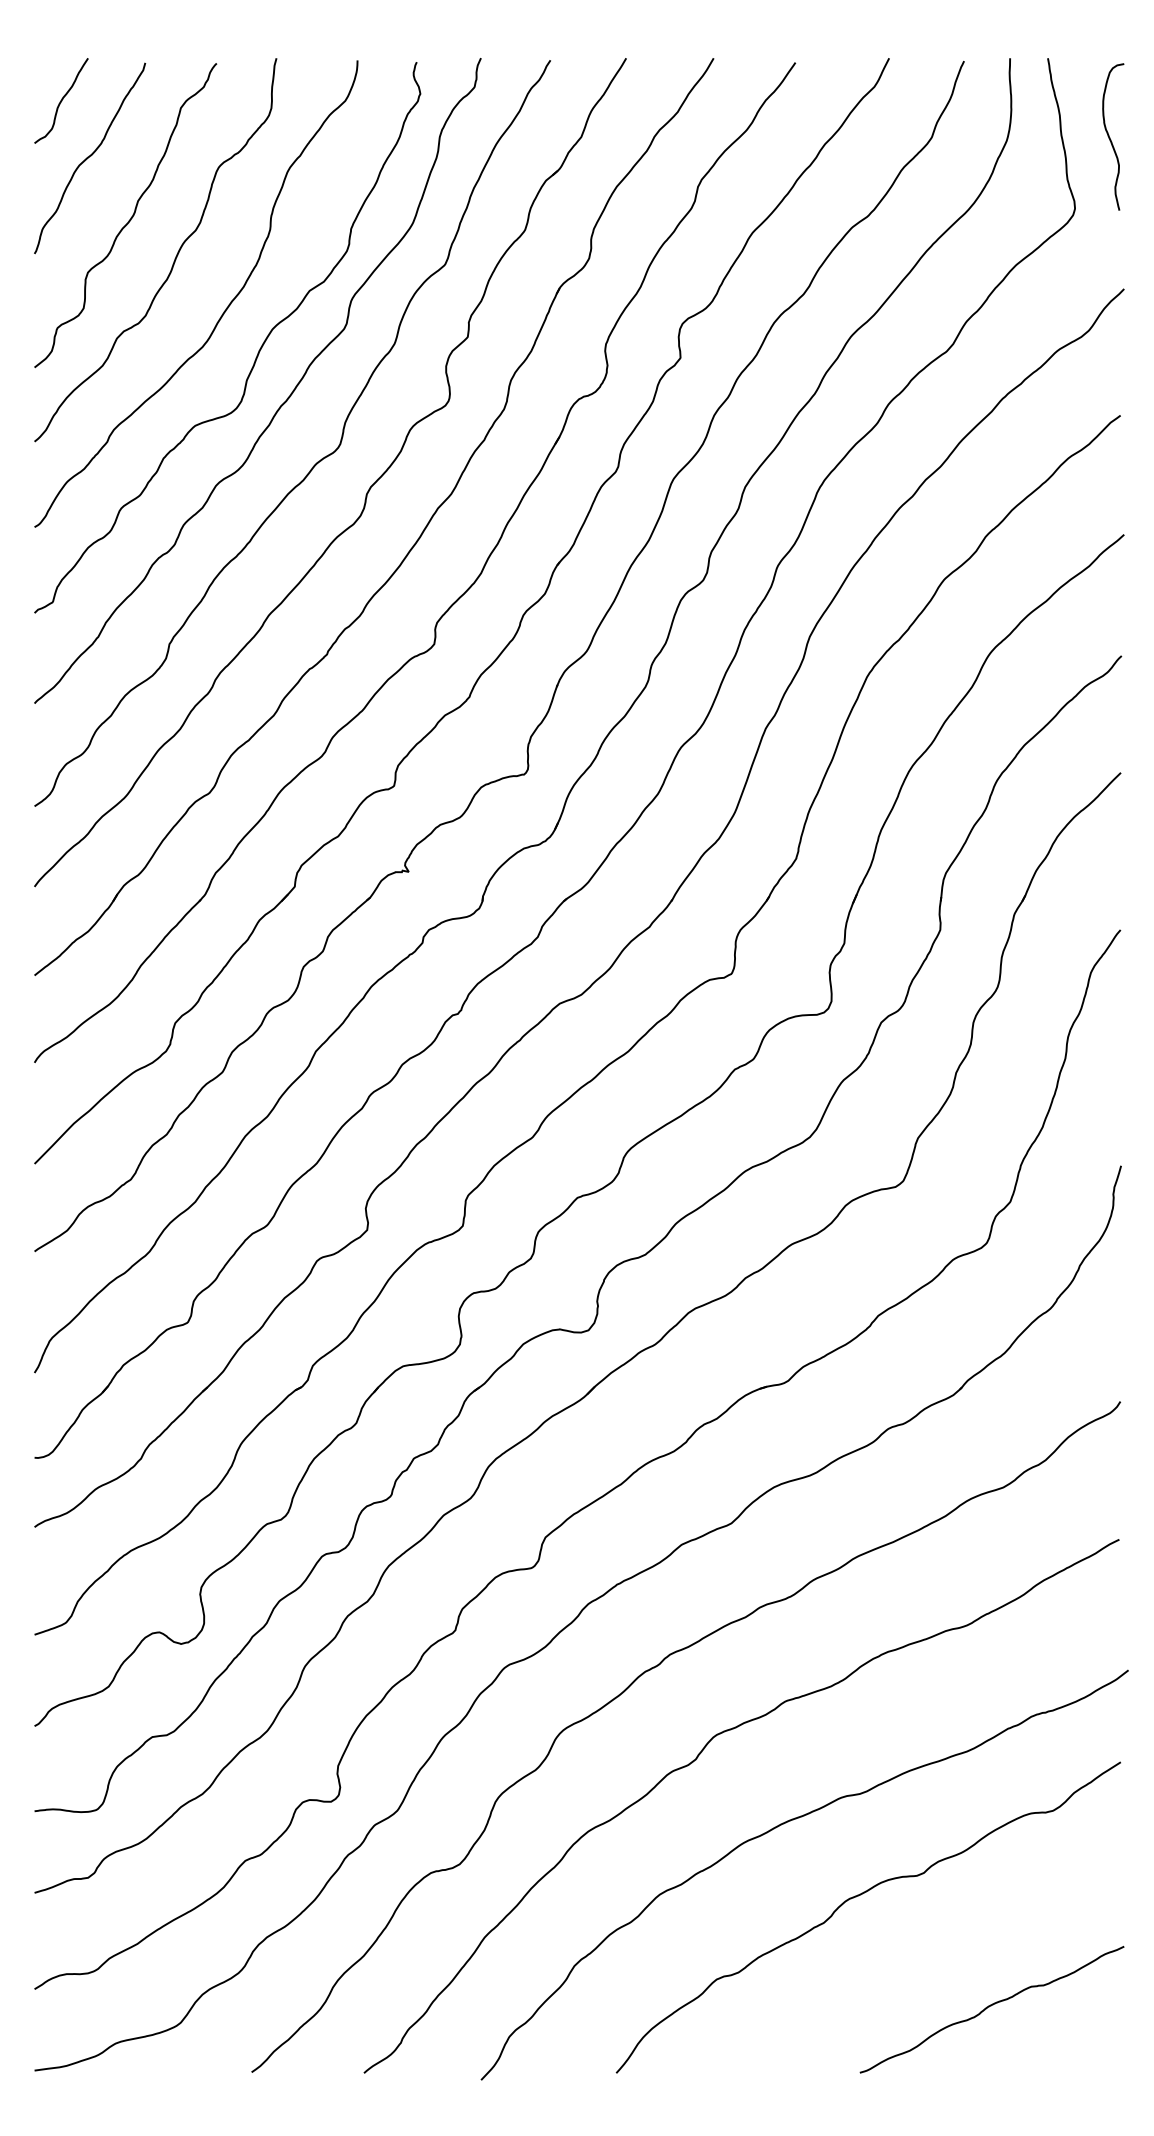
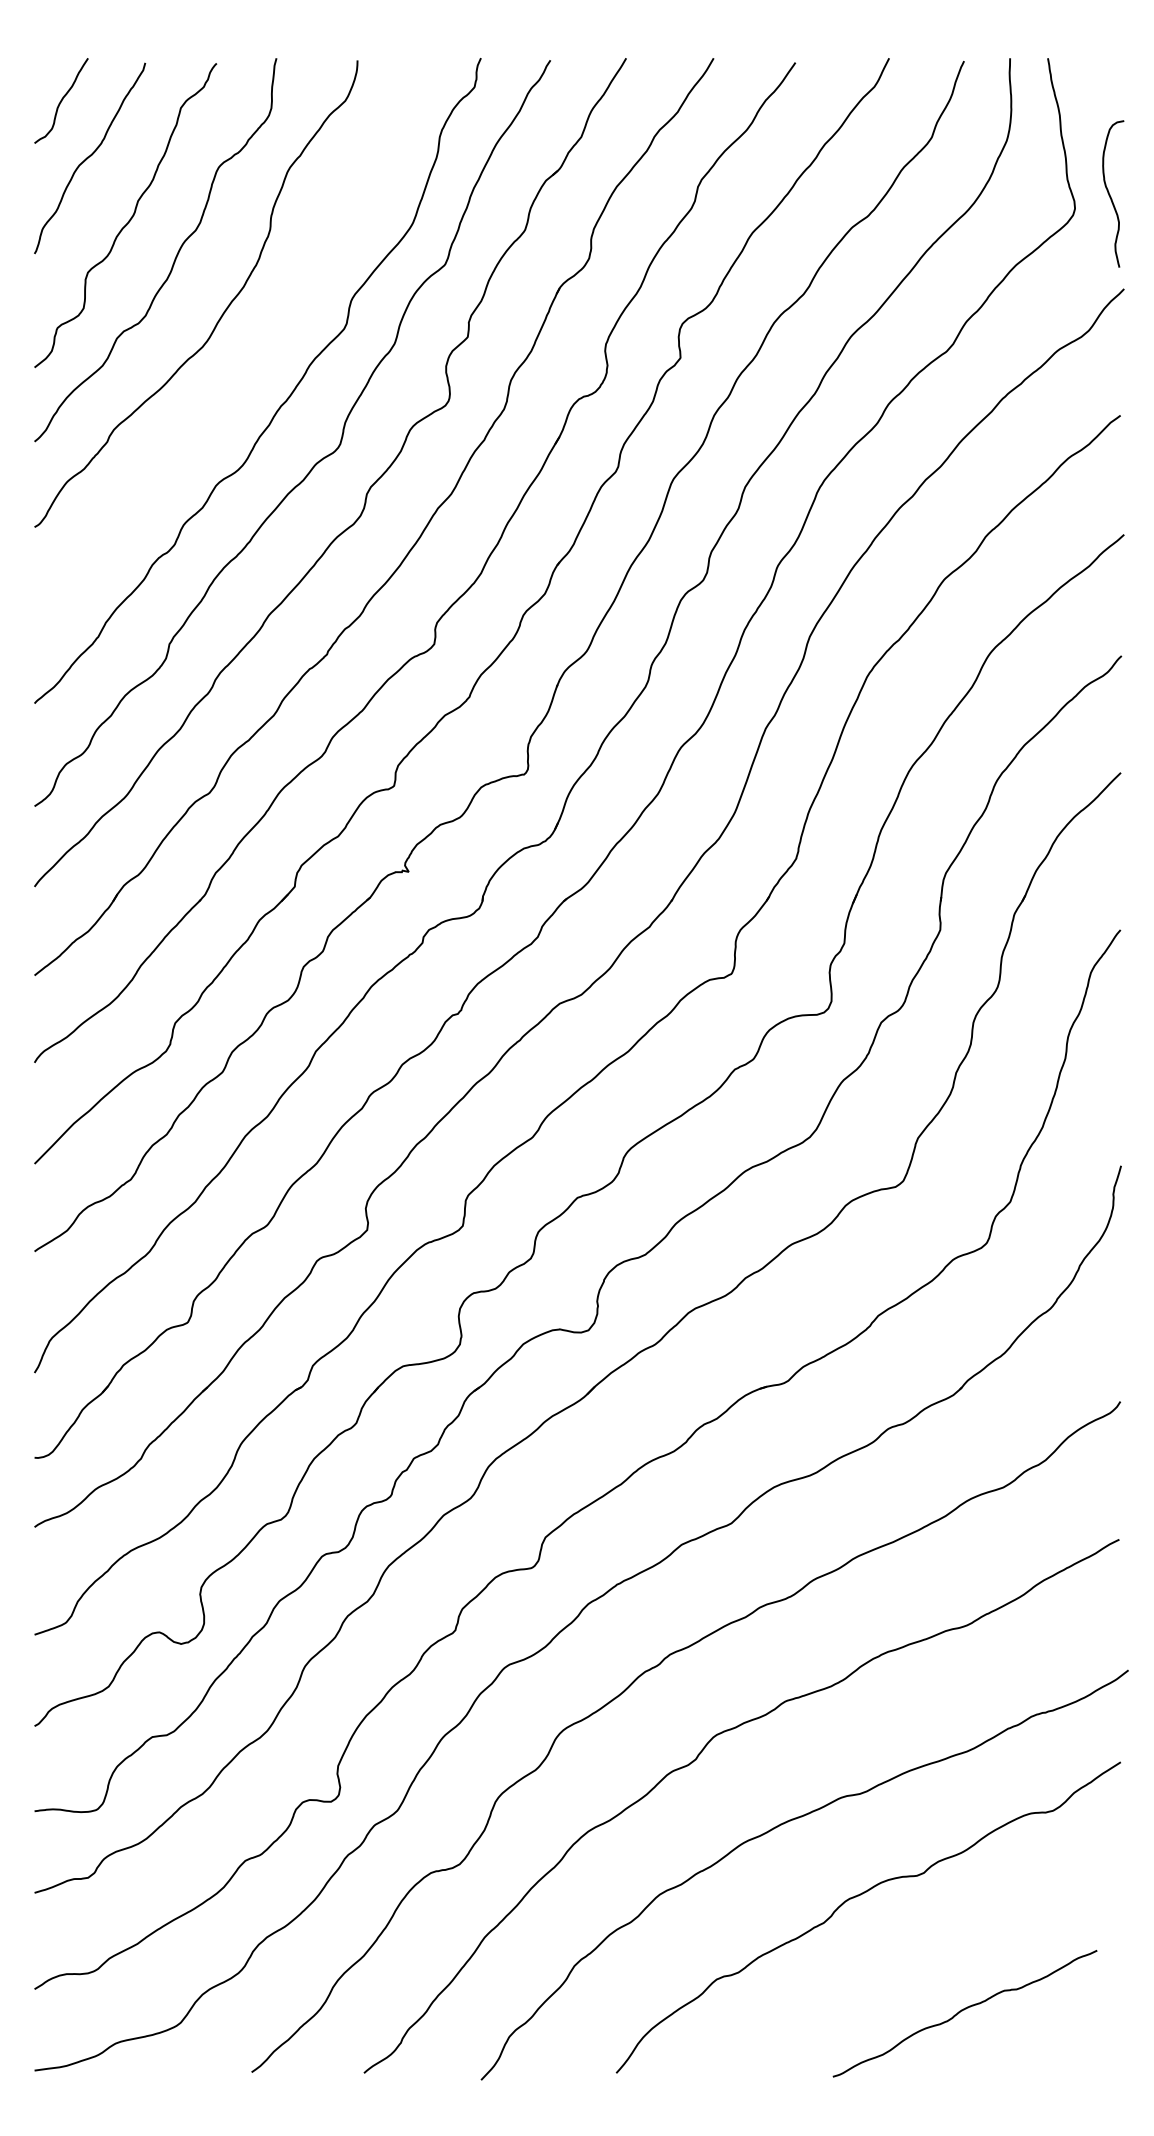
curve position: (1110, 137) -> (1110, 194) (1110, 194)
curve: present -> none (257, 352)
curve position: (989, 2007) -> (962, 2011) (962, 2011)
